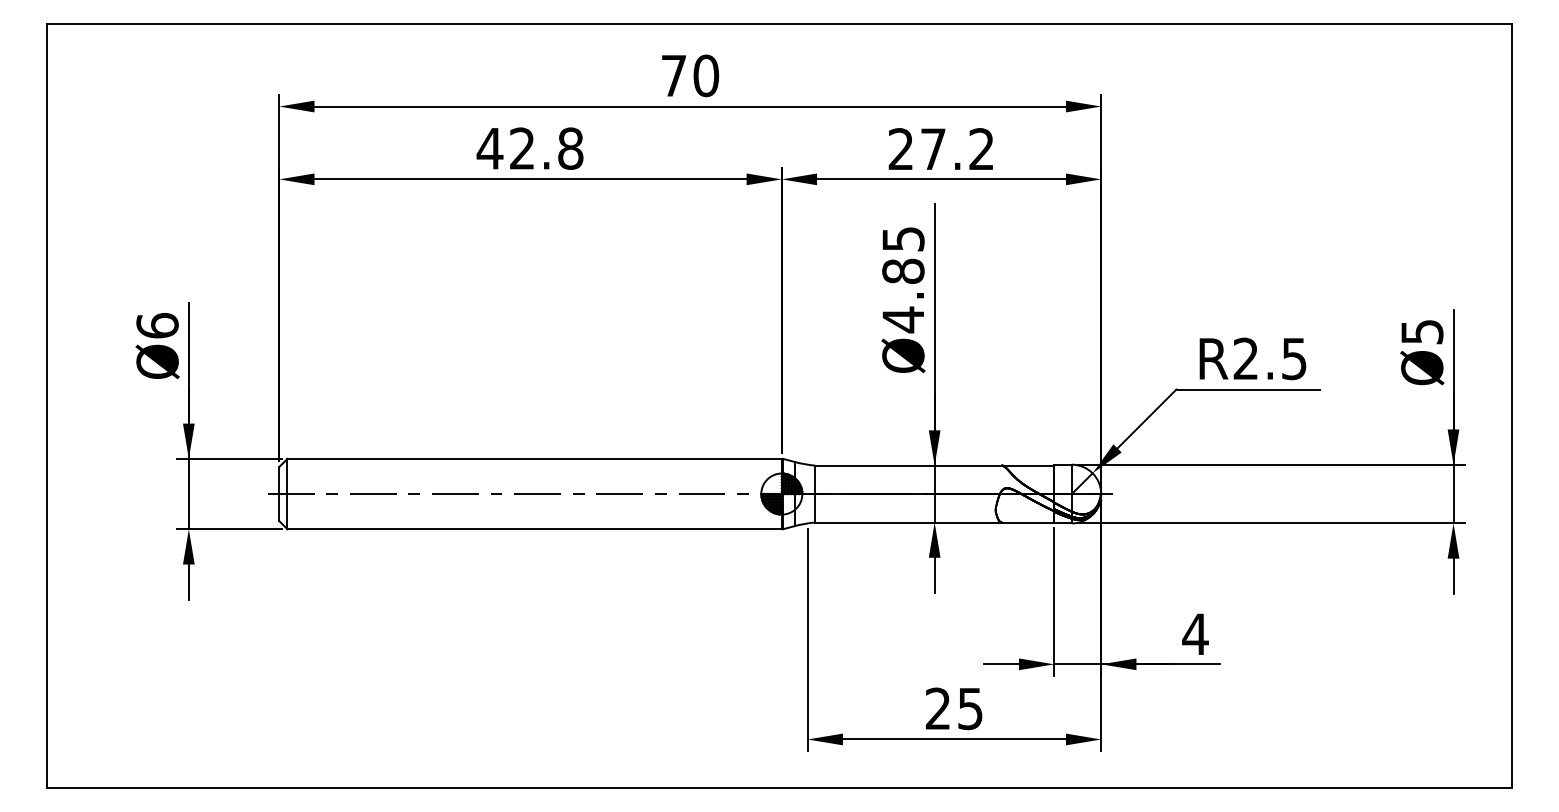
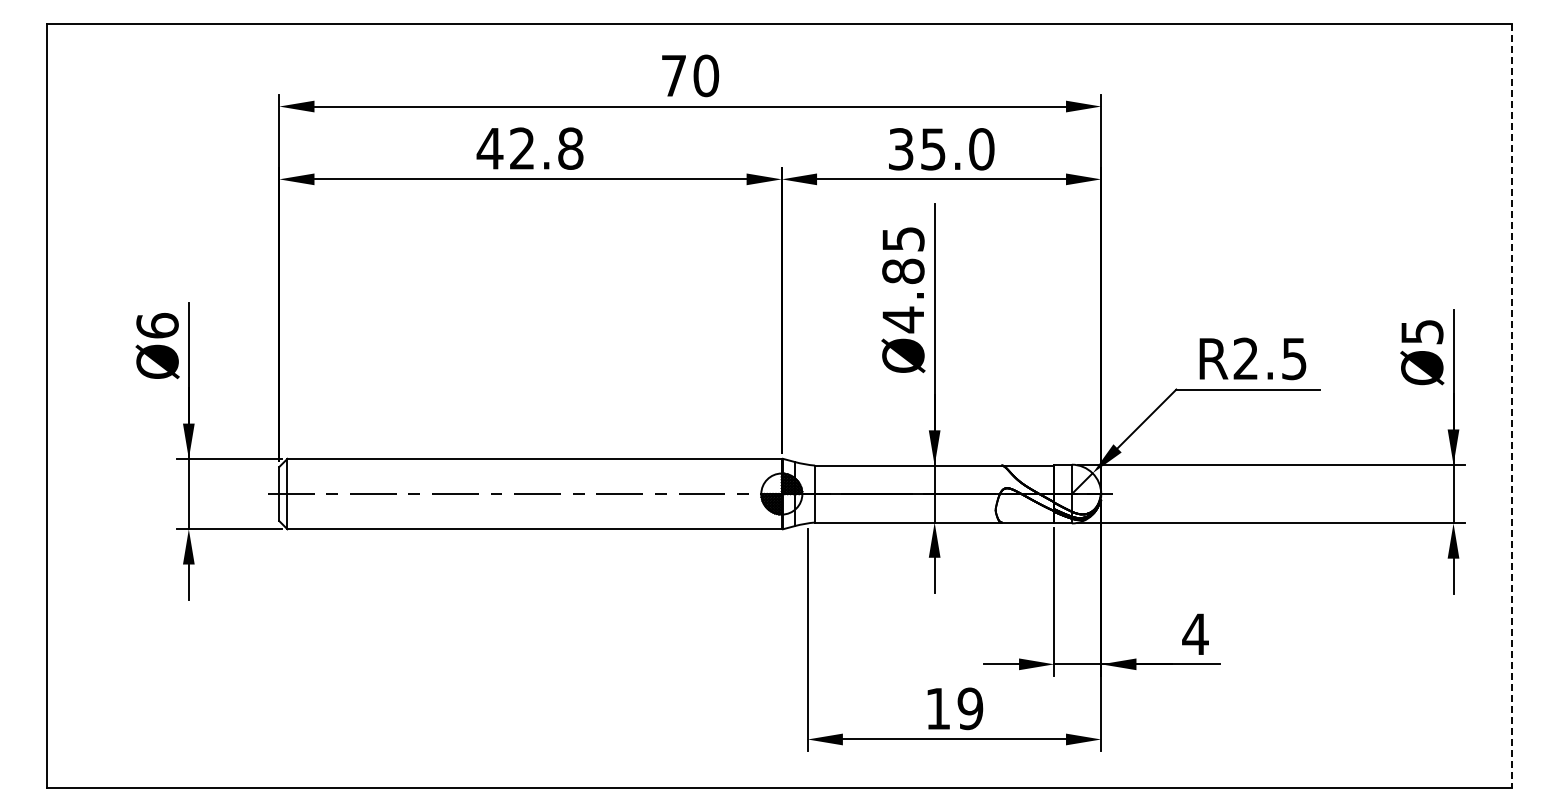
text: 27.2 -> 35.0 (941, 149)
line: solid -> dashed (1512, 406)
text: 25 -> 19 (954, 708)
